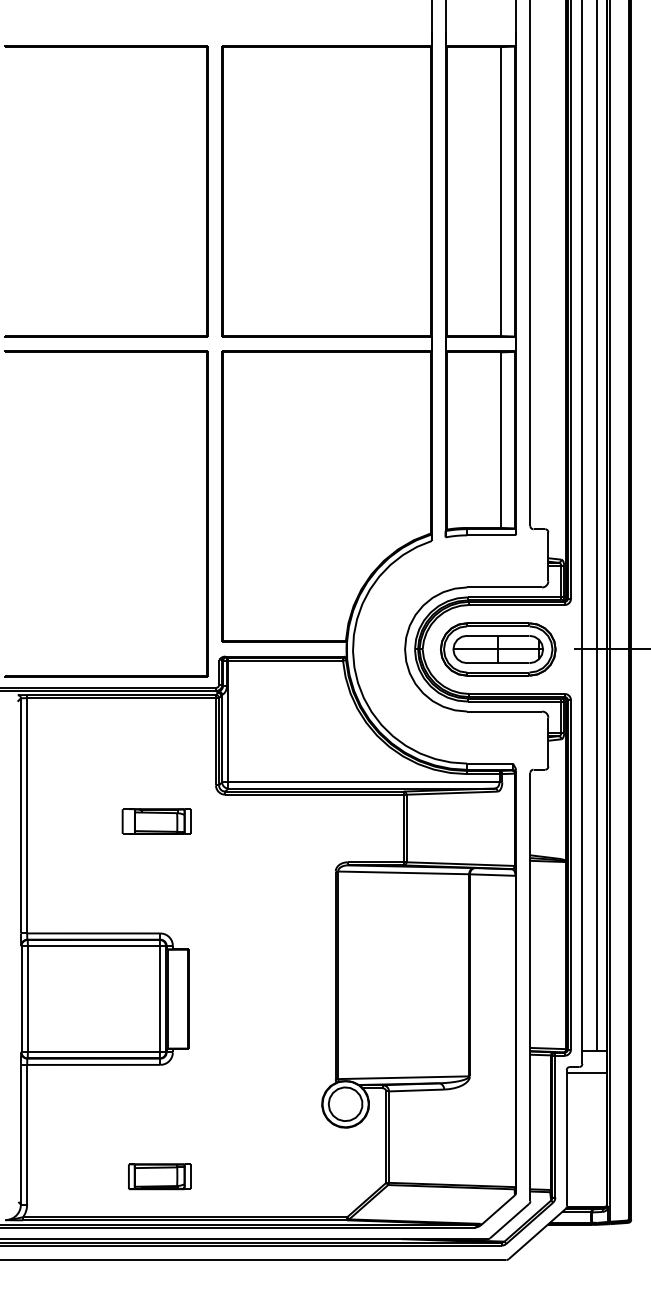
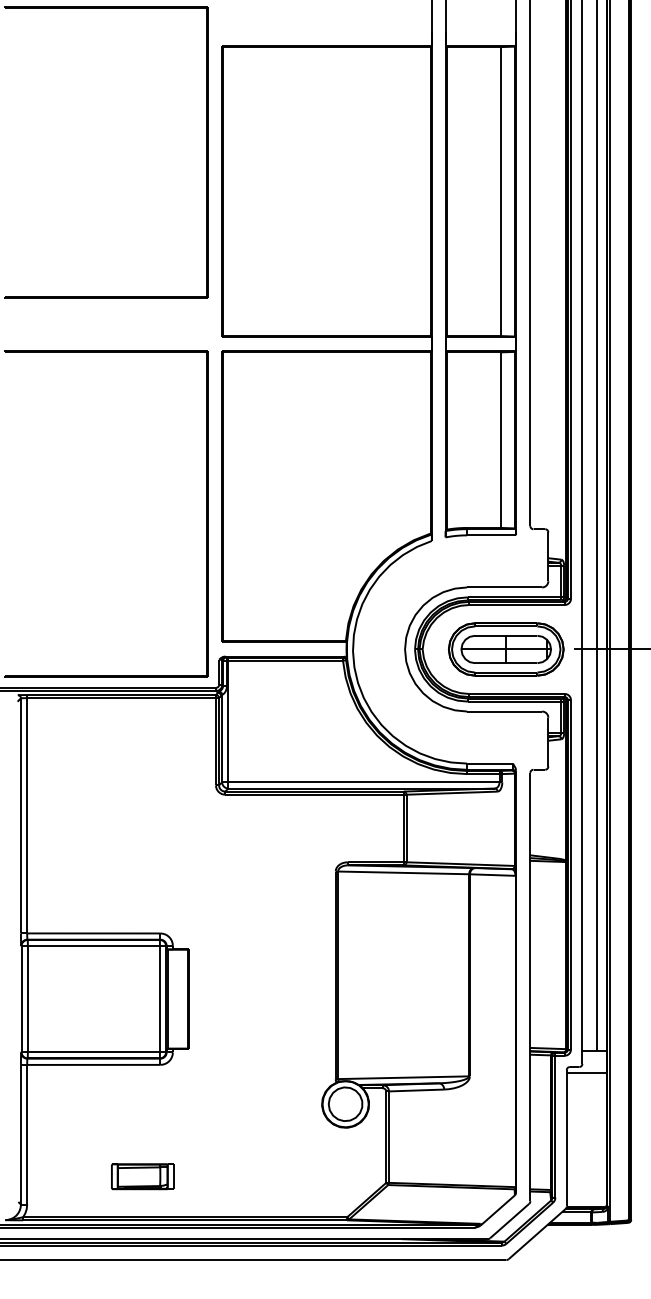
part position: (206, 191) -> (206, 152) (206, 152)
part position: (497, 649) -> (505, 649) (505, 649)
part: present -> none (156, 821)
part position: (159, 1176) -> (142, 1176) (142, 1176)
